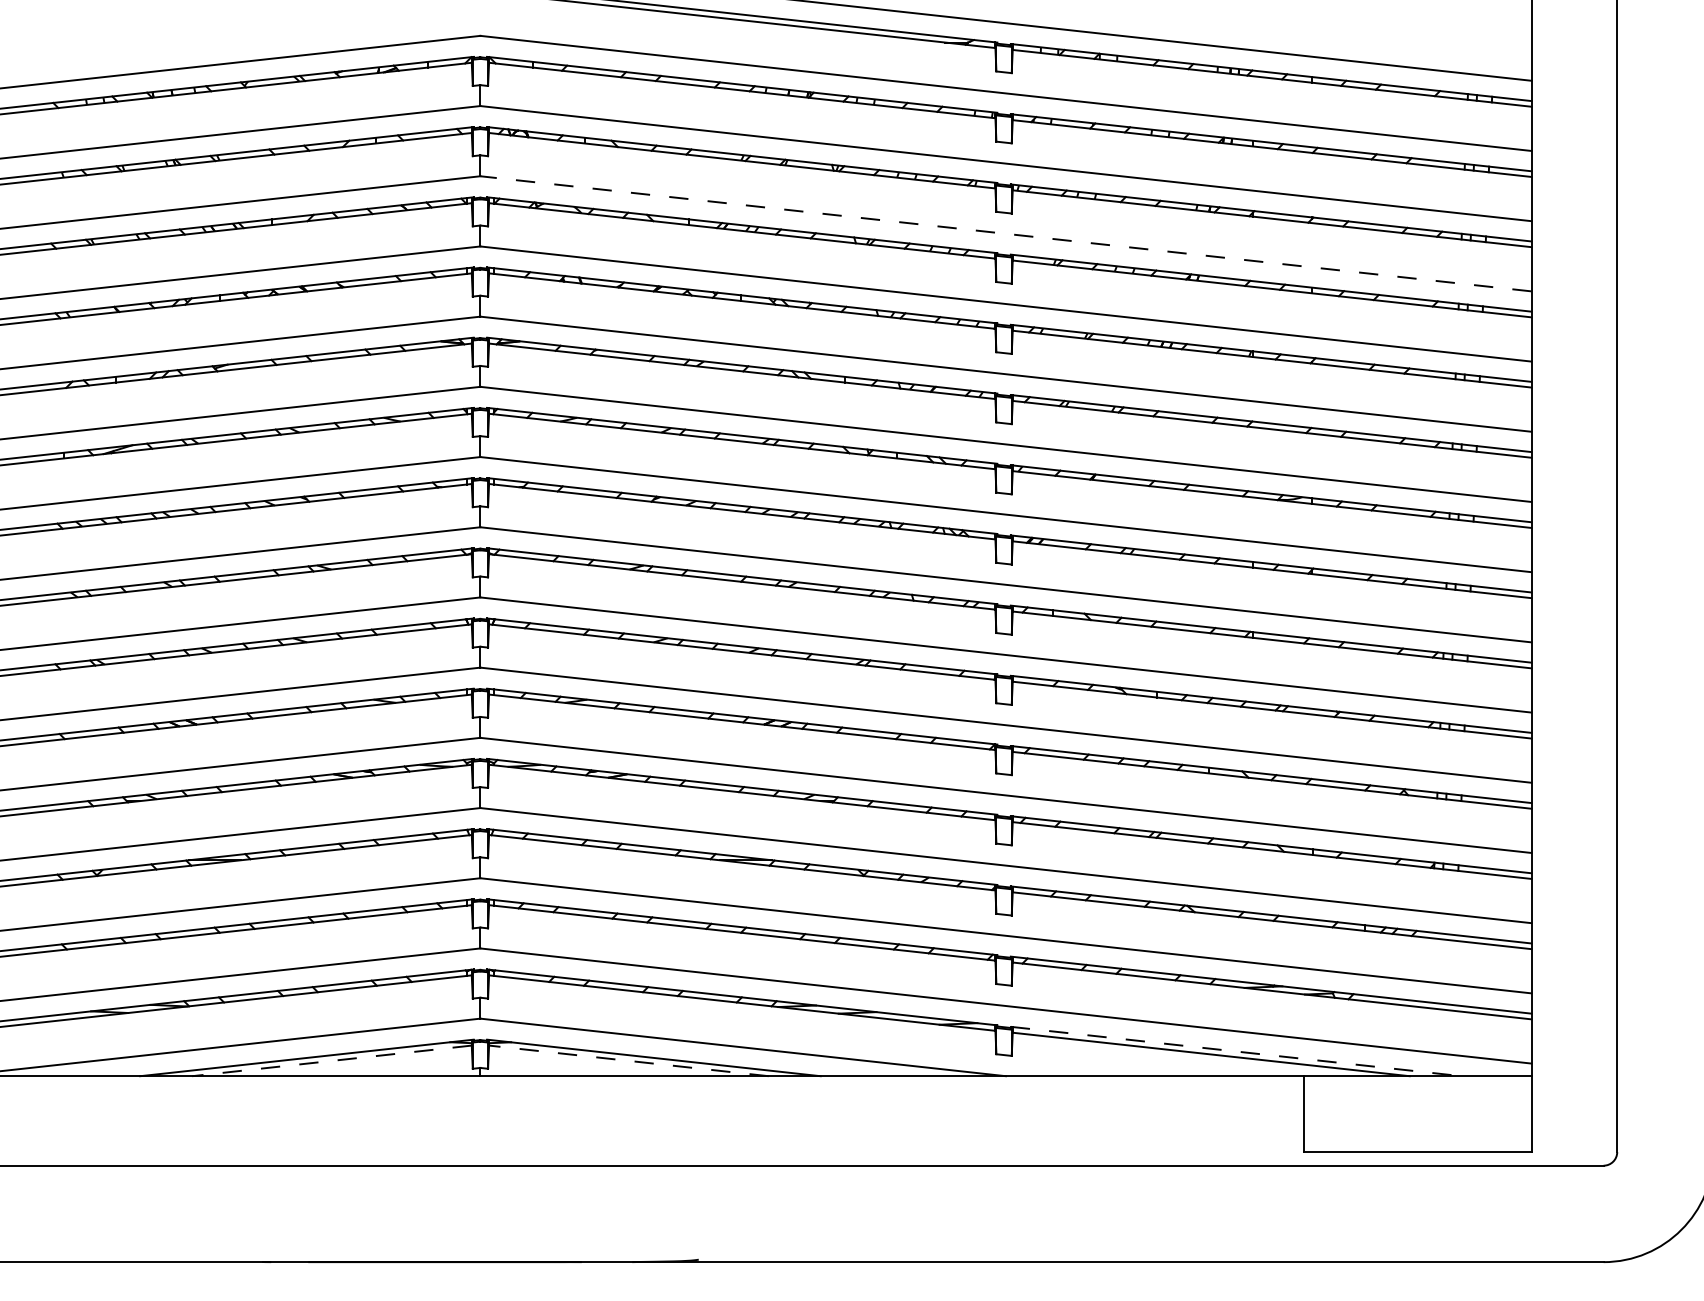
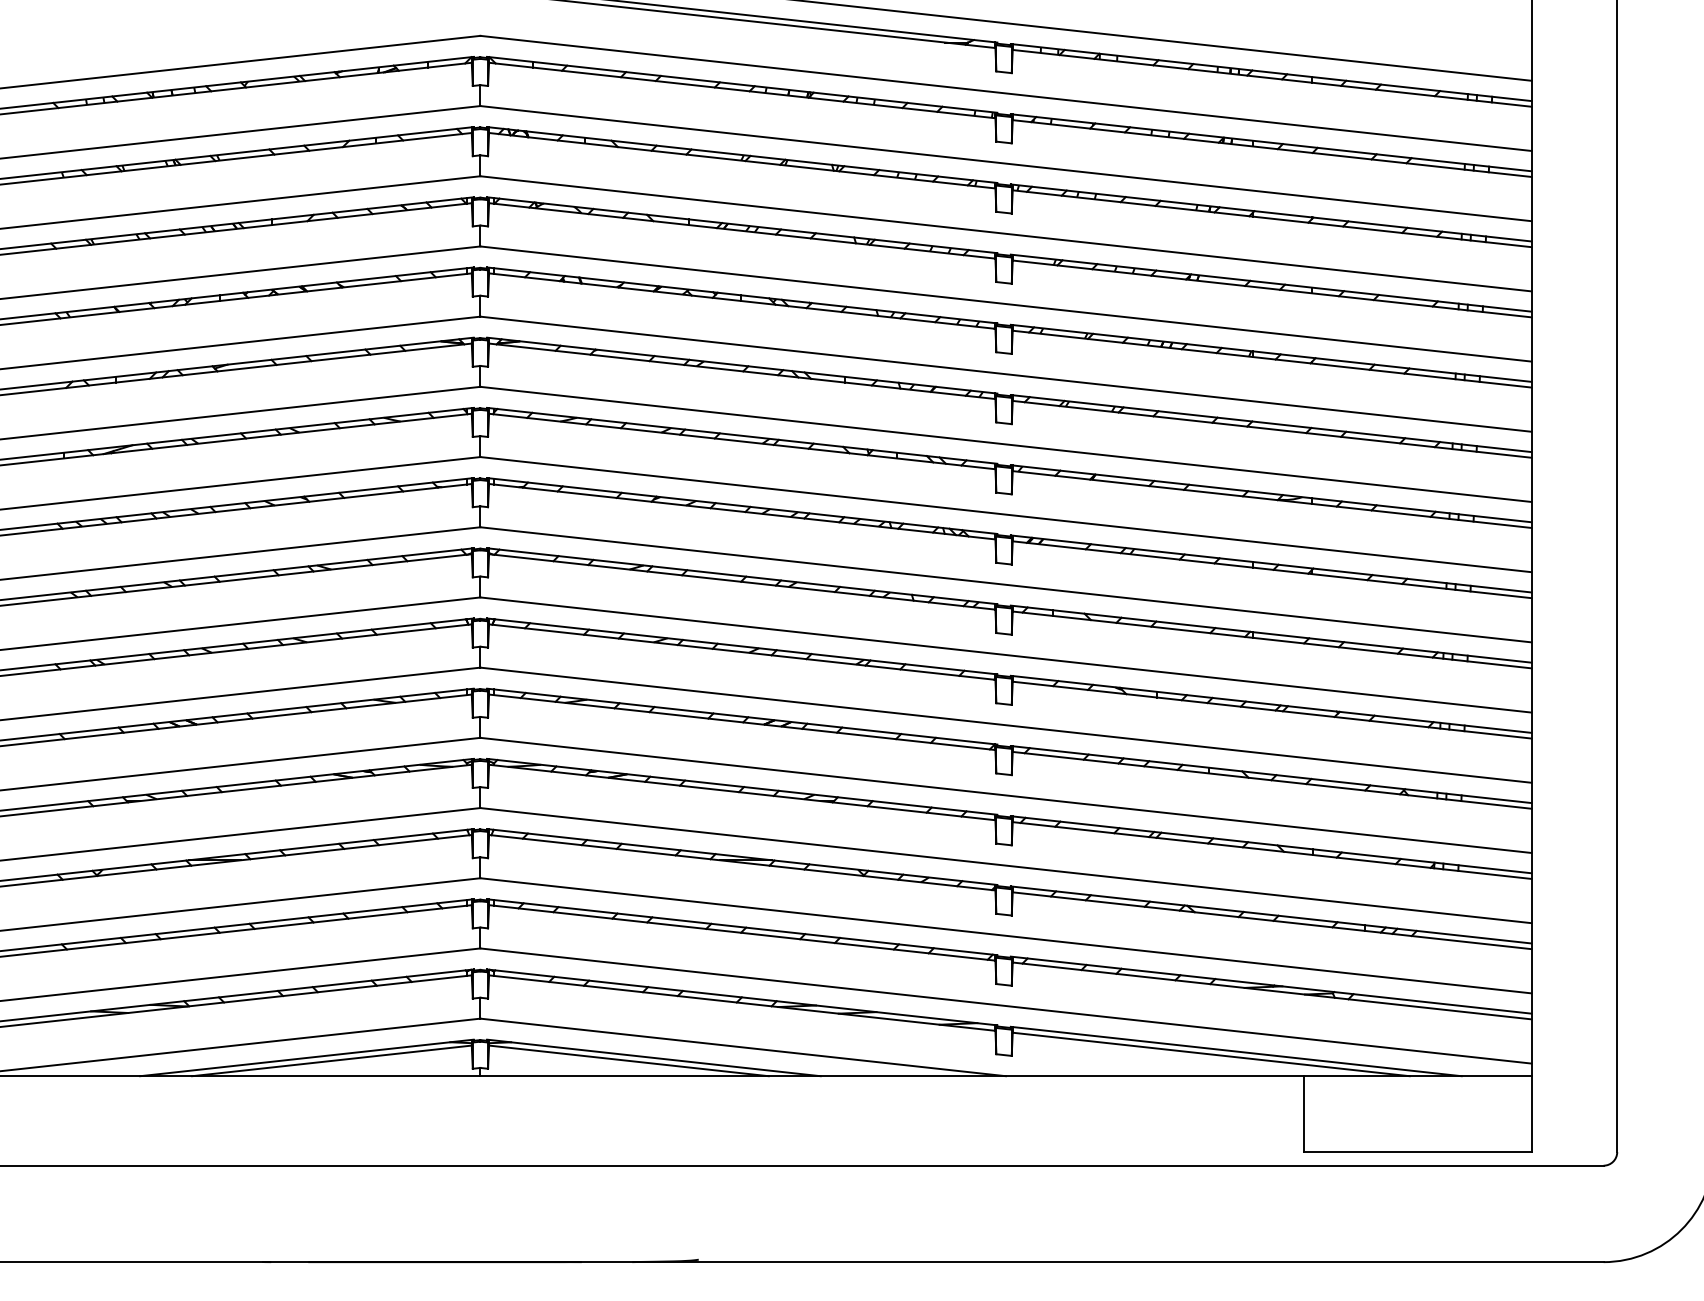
line: dashed -> solid (1005, 233)
line: dashed -> solid (1236, 1051)
line: dashed -> solid (331, 1060)
line: dashed -> solid (628, 1060)
